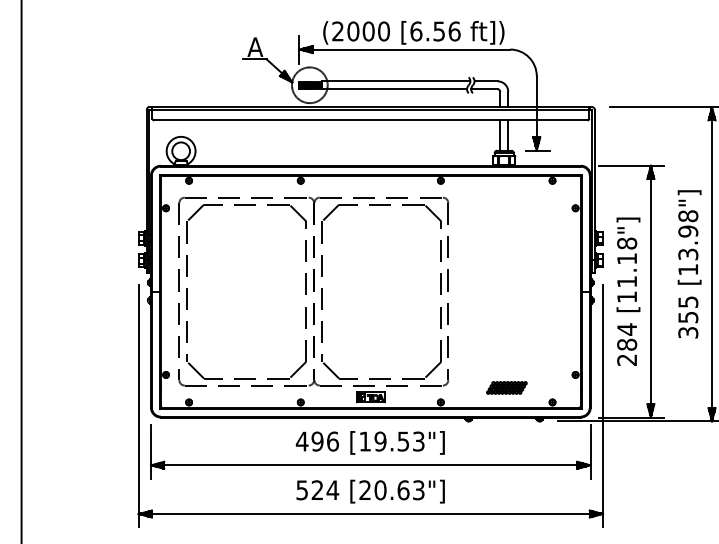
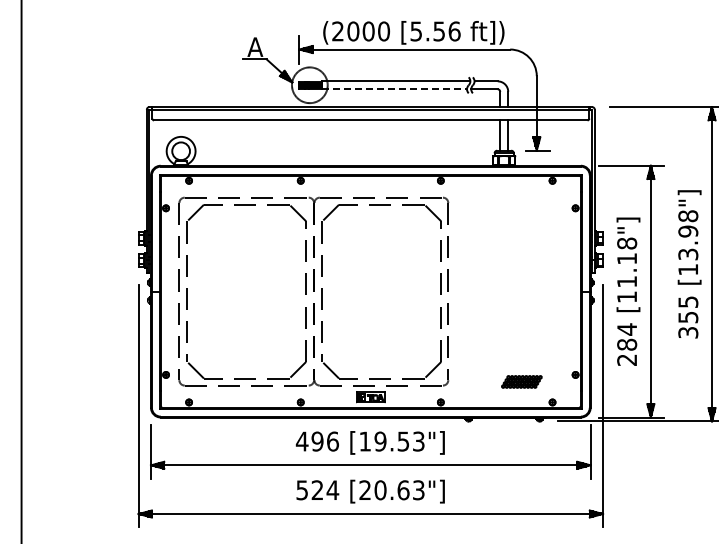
text: [6.56 -> [5.56 (416, 31)
line: solid -> dashed (395, 89)
part position: (506, 387) -> (521, 381) (521, 381)
